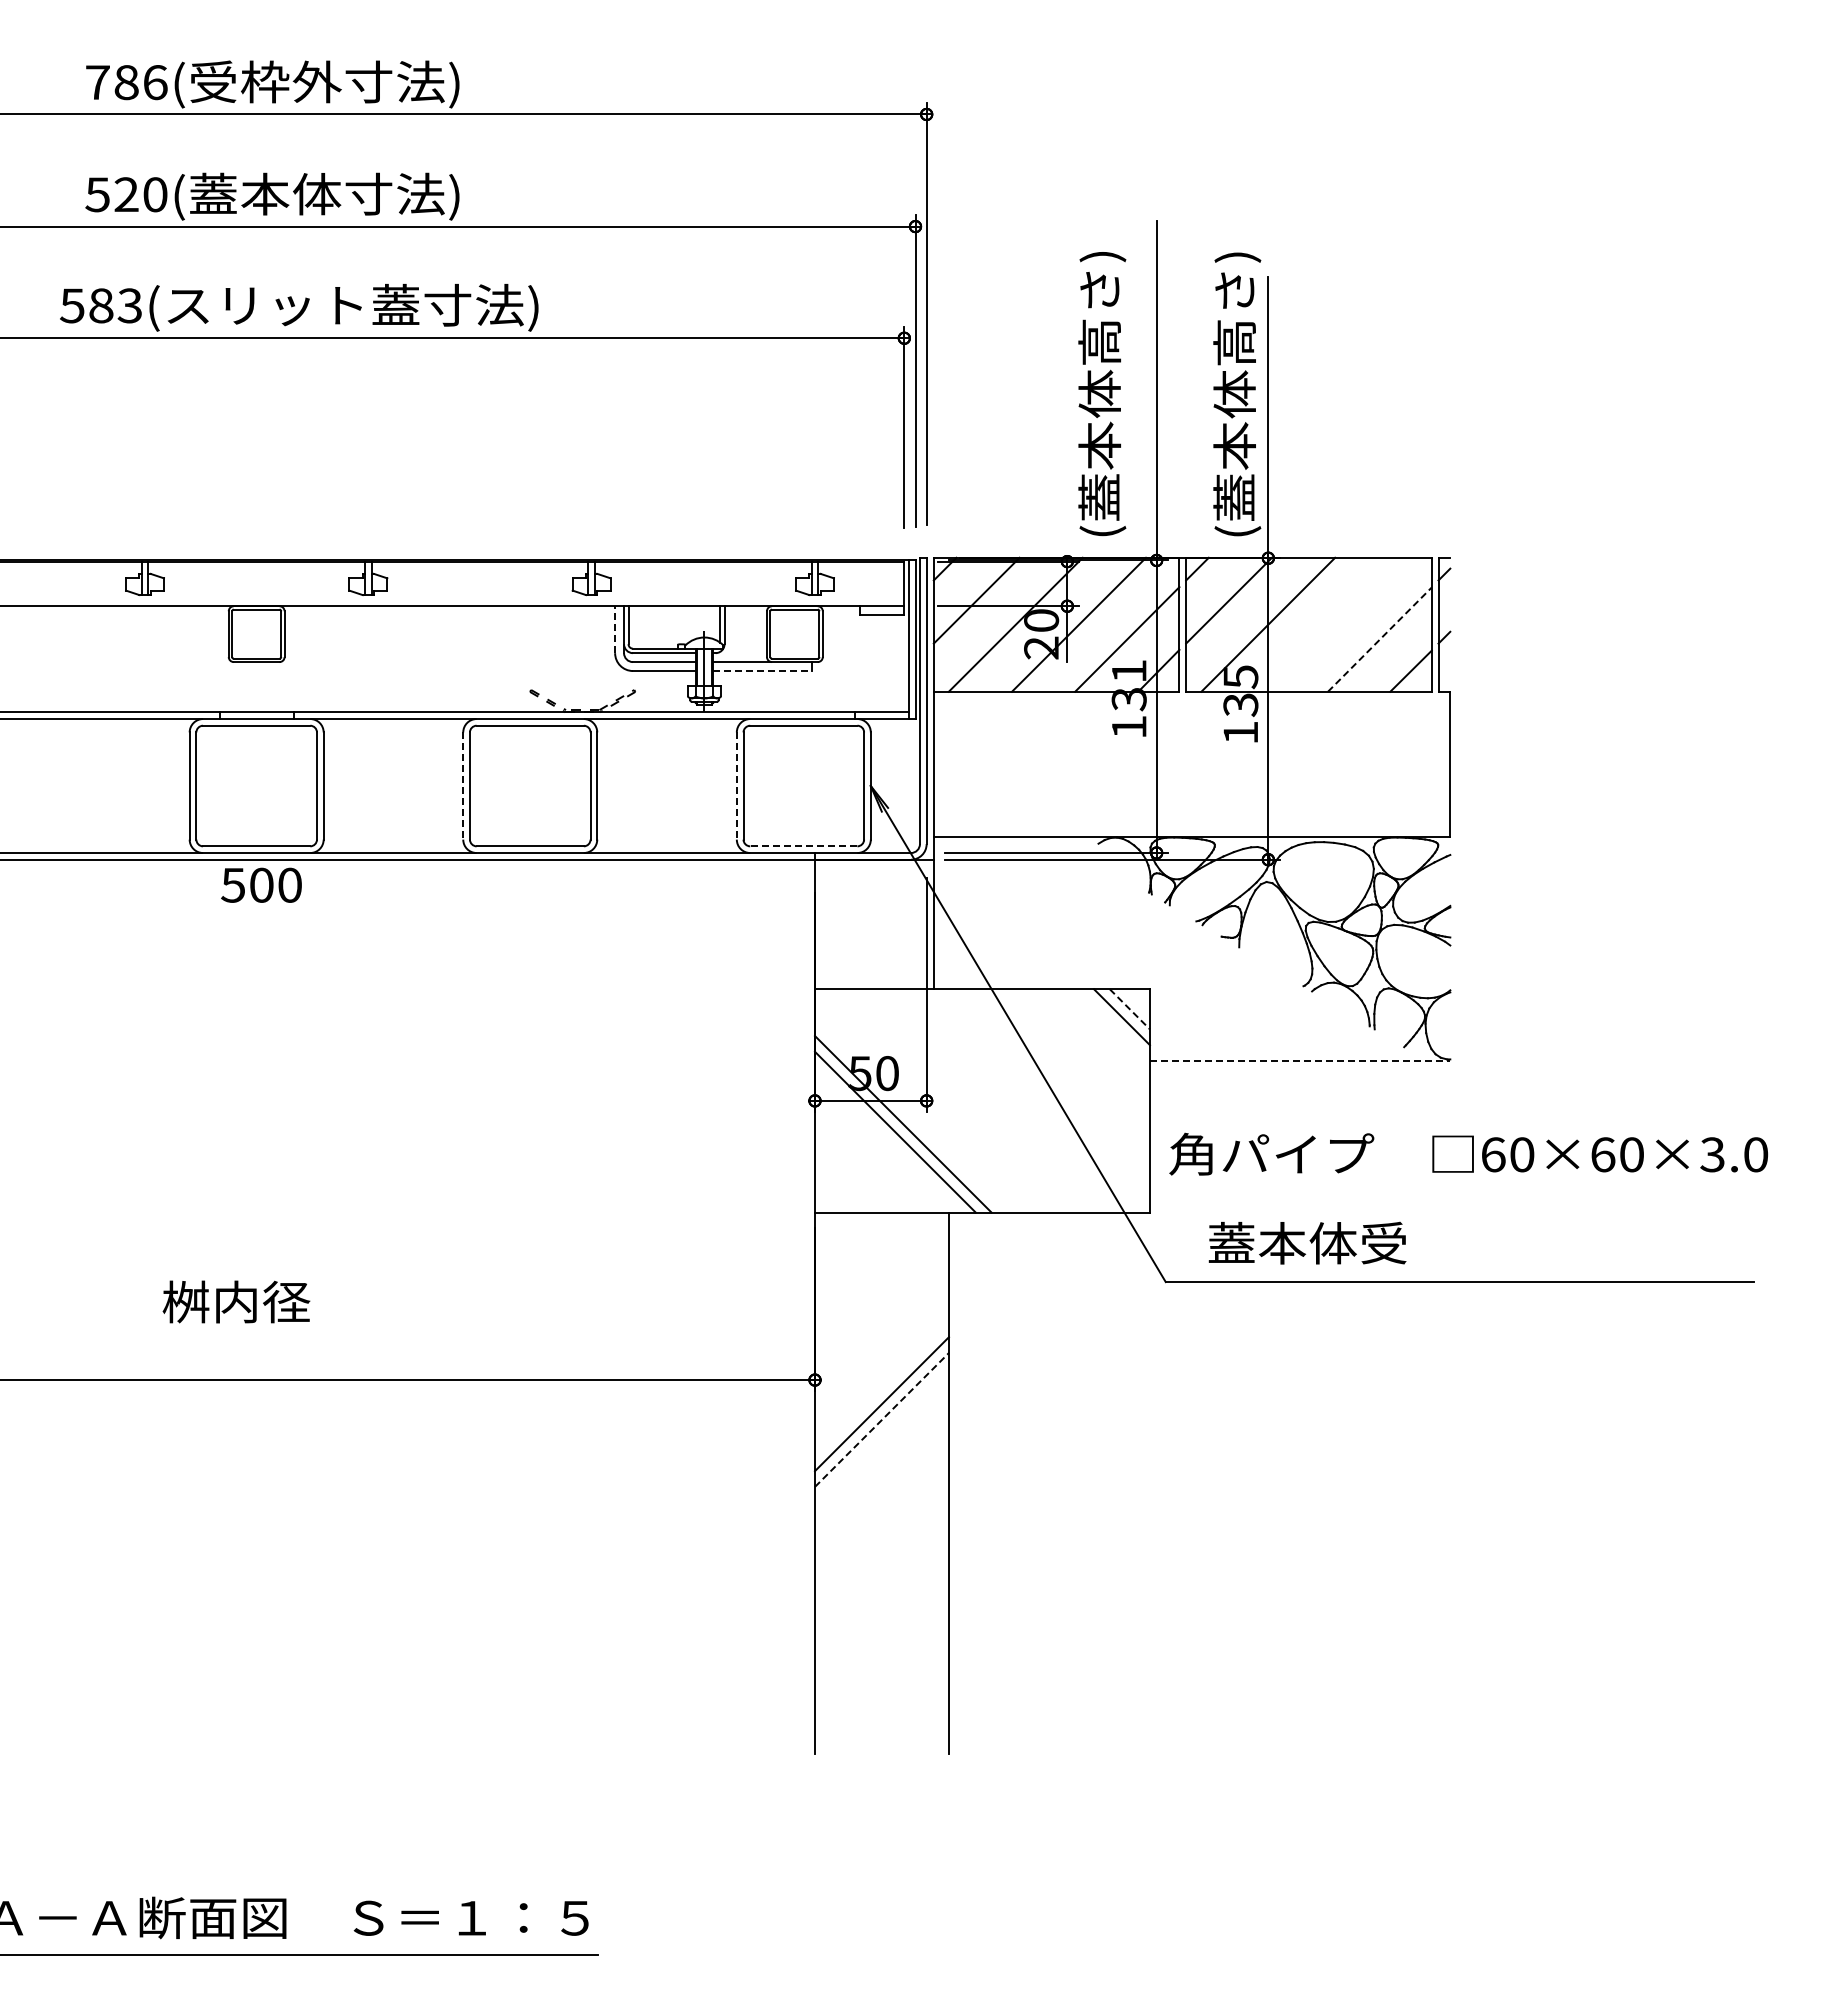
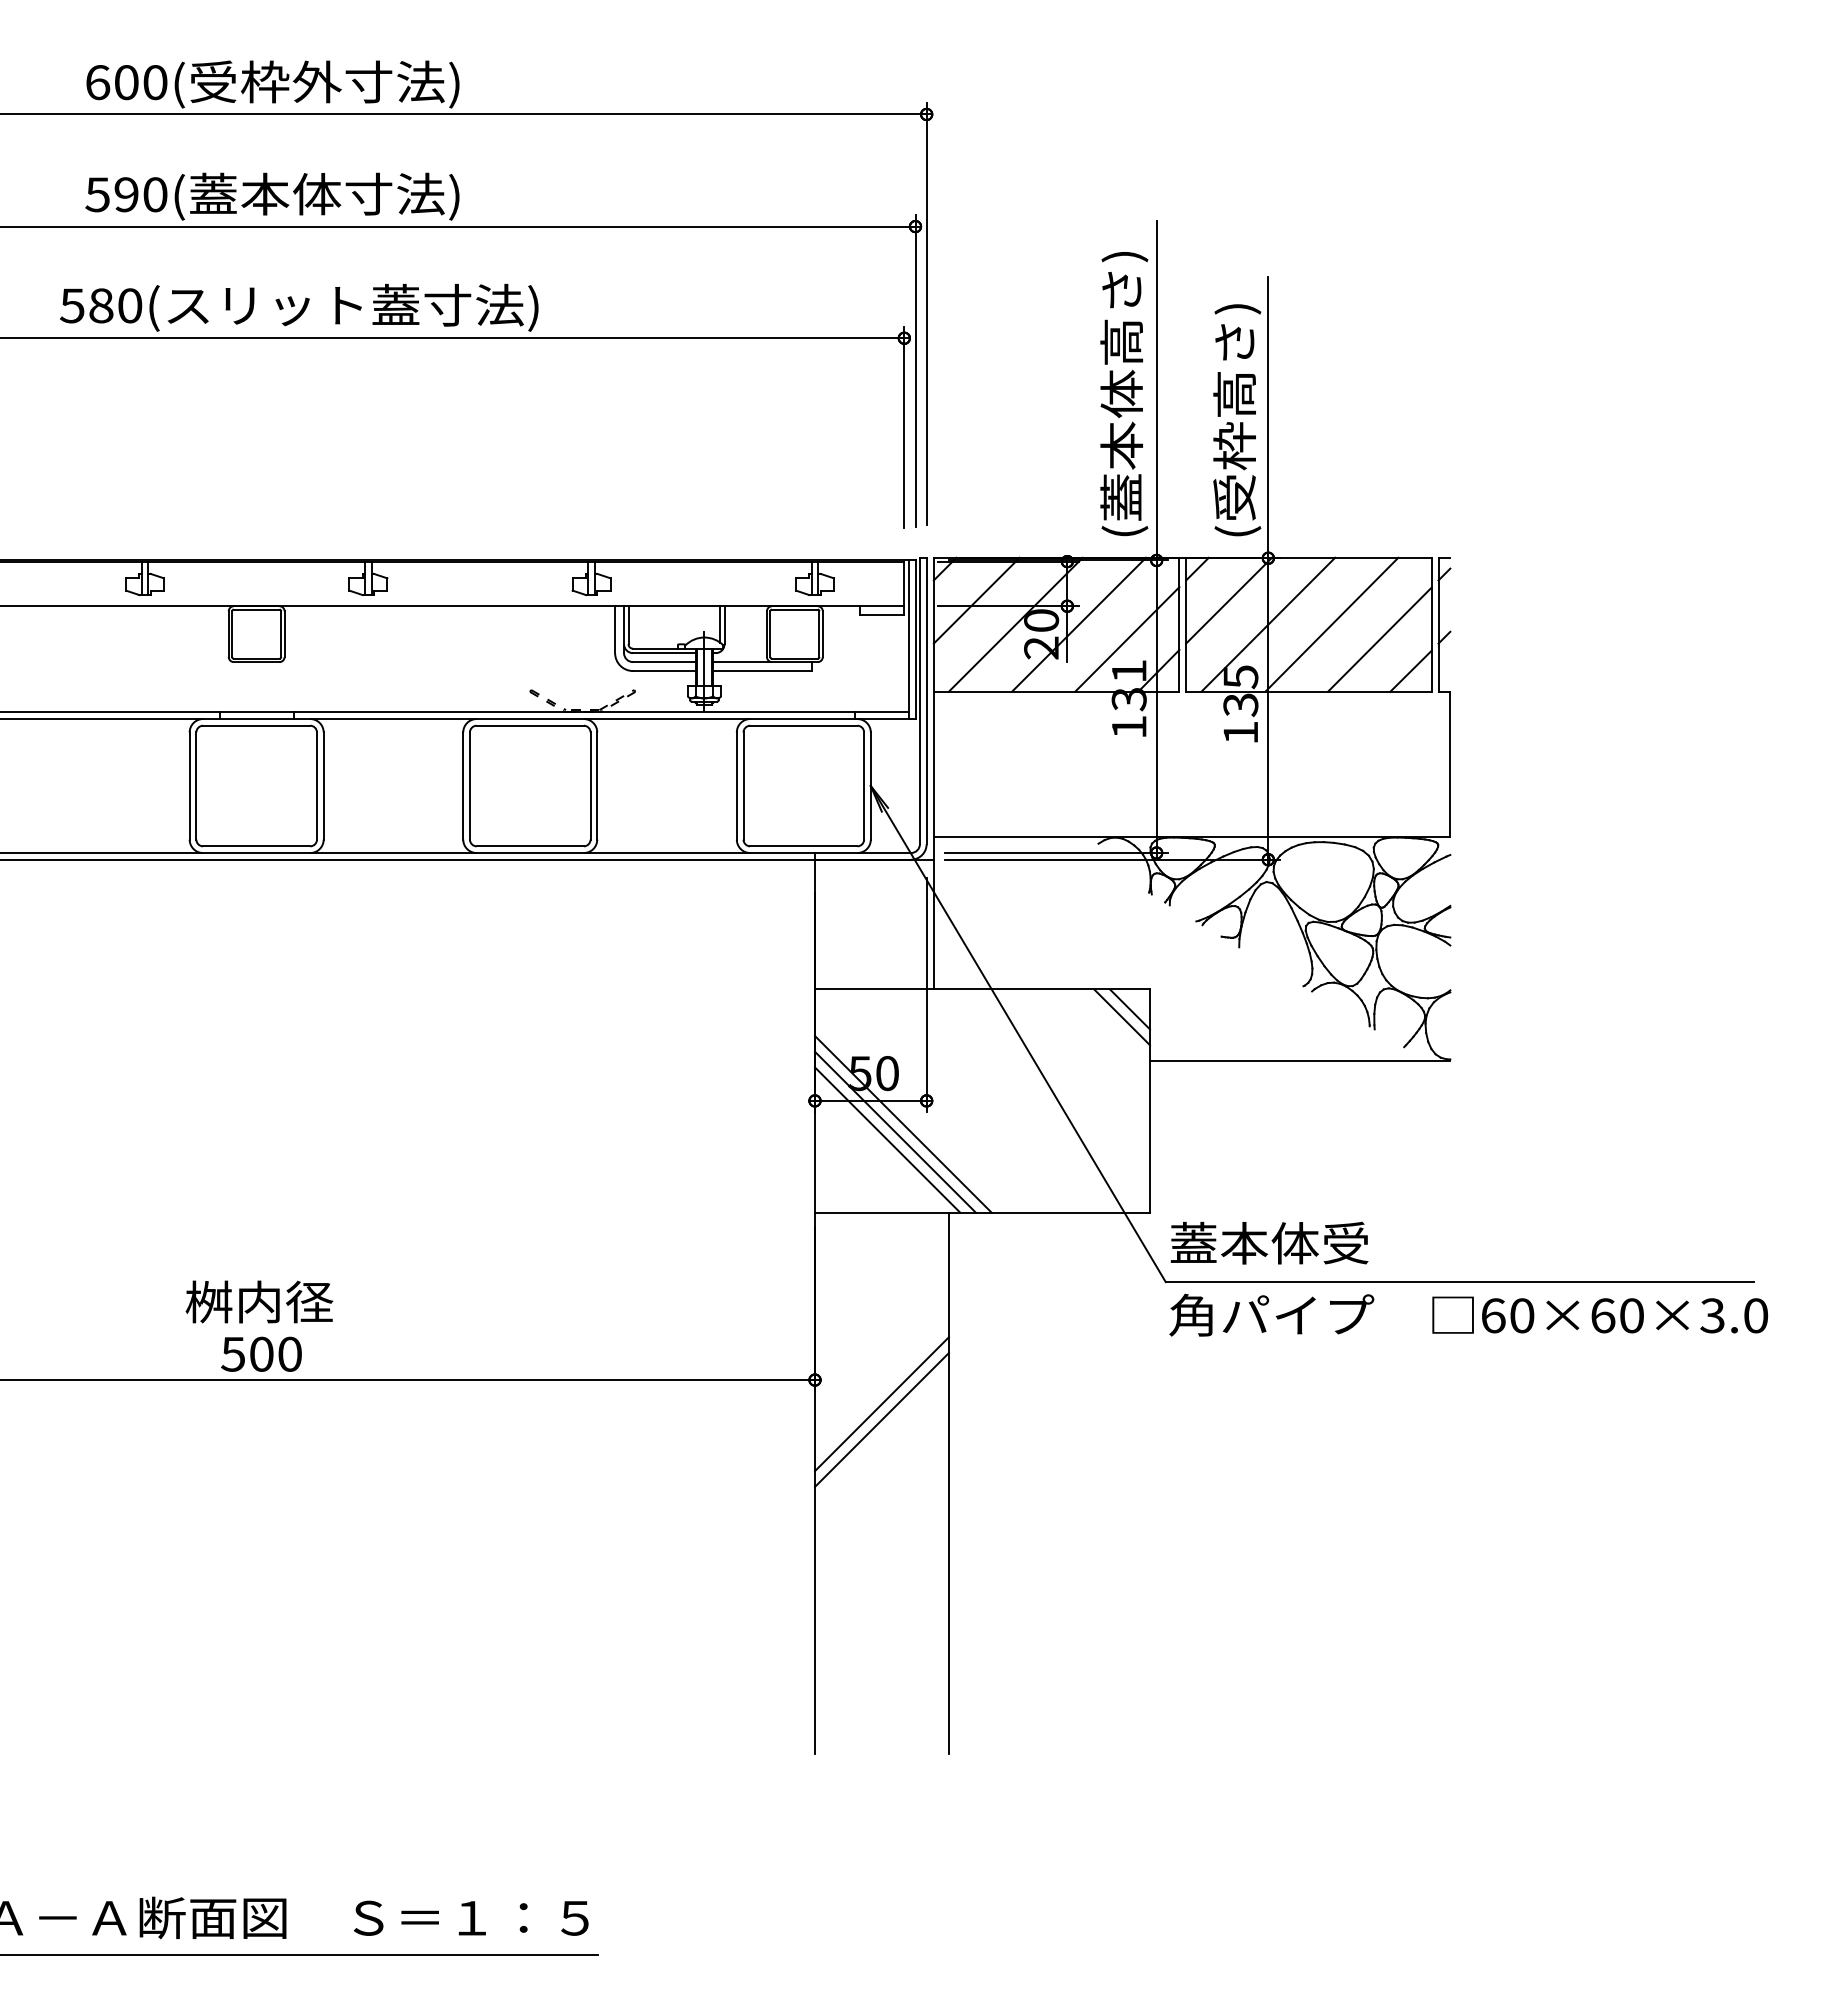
text: 786( -> 600( (126, 82)
text: 520( -> 590( (126, 194)
text: 583( -> 580( (129, 305)
text: (蓋本体高さ) -> (受枠高さ) (1237, 386)
text position: (1102, 394) -> (1124, 394) (1124, 394)
line: none -> present (1331, 624)
line: dashed -> solid (615, 629)
line: dashed -> solid (1379, 639)
line: dashed -> solid (763, 671)
line: dashed -> solid (463, 786)
line: dashed -> solid (736, 786)
line: dashed -> solid (803, 846)
text position: (261, 884) -> (261, 1353) (261, 1353)
line: dashed -> solid (1130, 1009)
line: dashed -> solid (1299, 1060)
line: none -> present (887, 1139)
text position: (1468, 1153) -> (1468, 1314) (1468, 1314)
text position: (1307, 1242) -> (1269, 1242) (1269, 1242)
text position: (236, 1301) -> (259, 1301) (259, 1301)
line: dashed -> solid (882, 1419)
